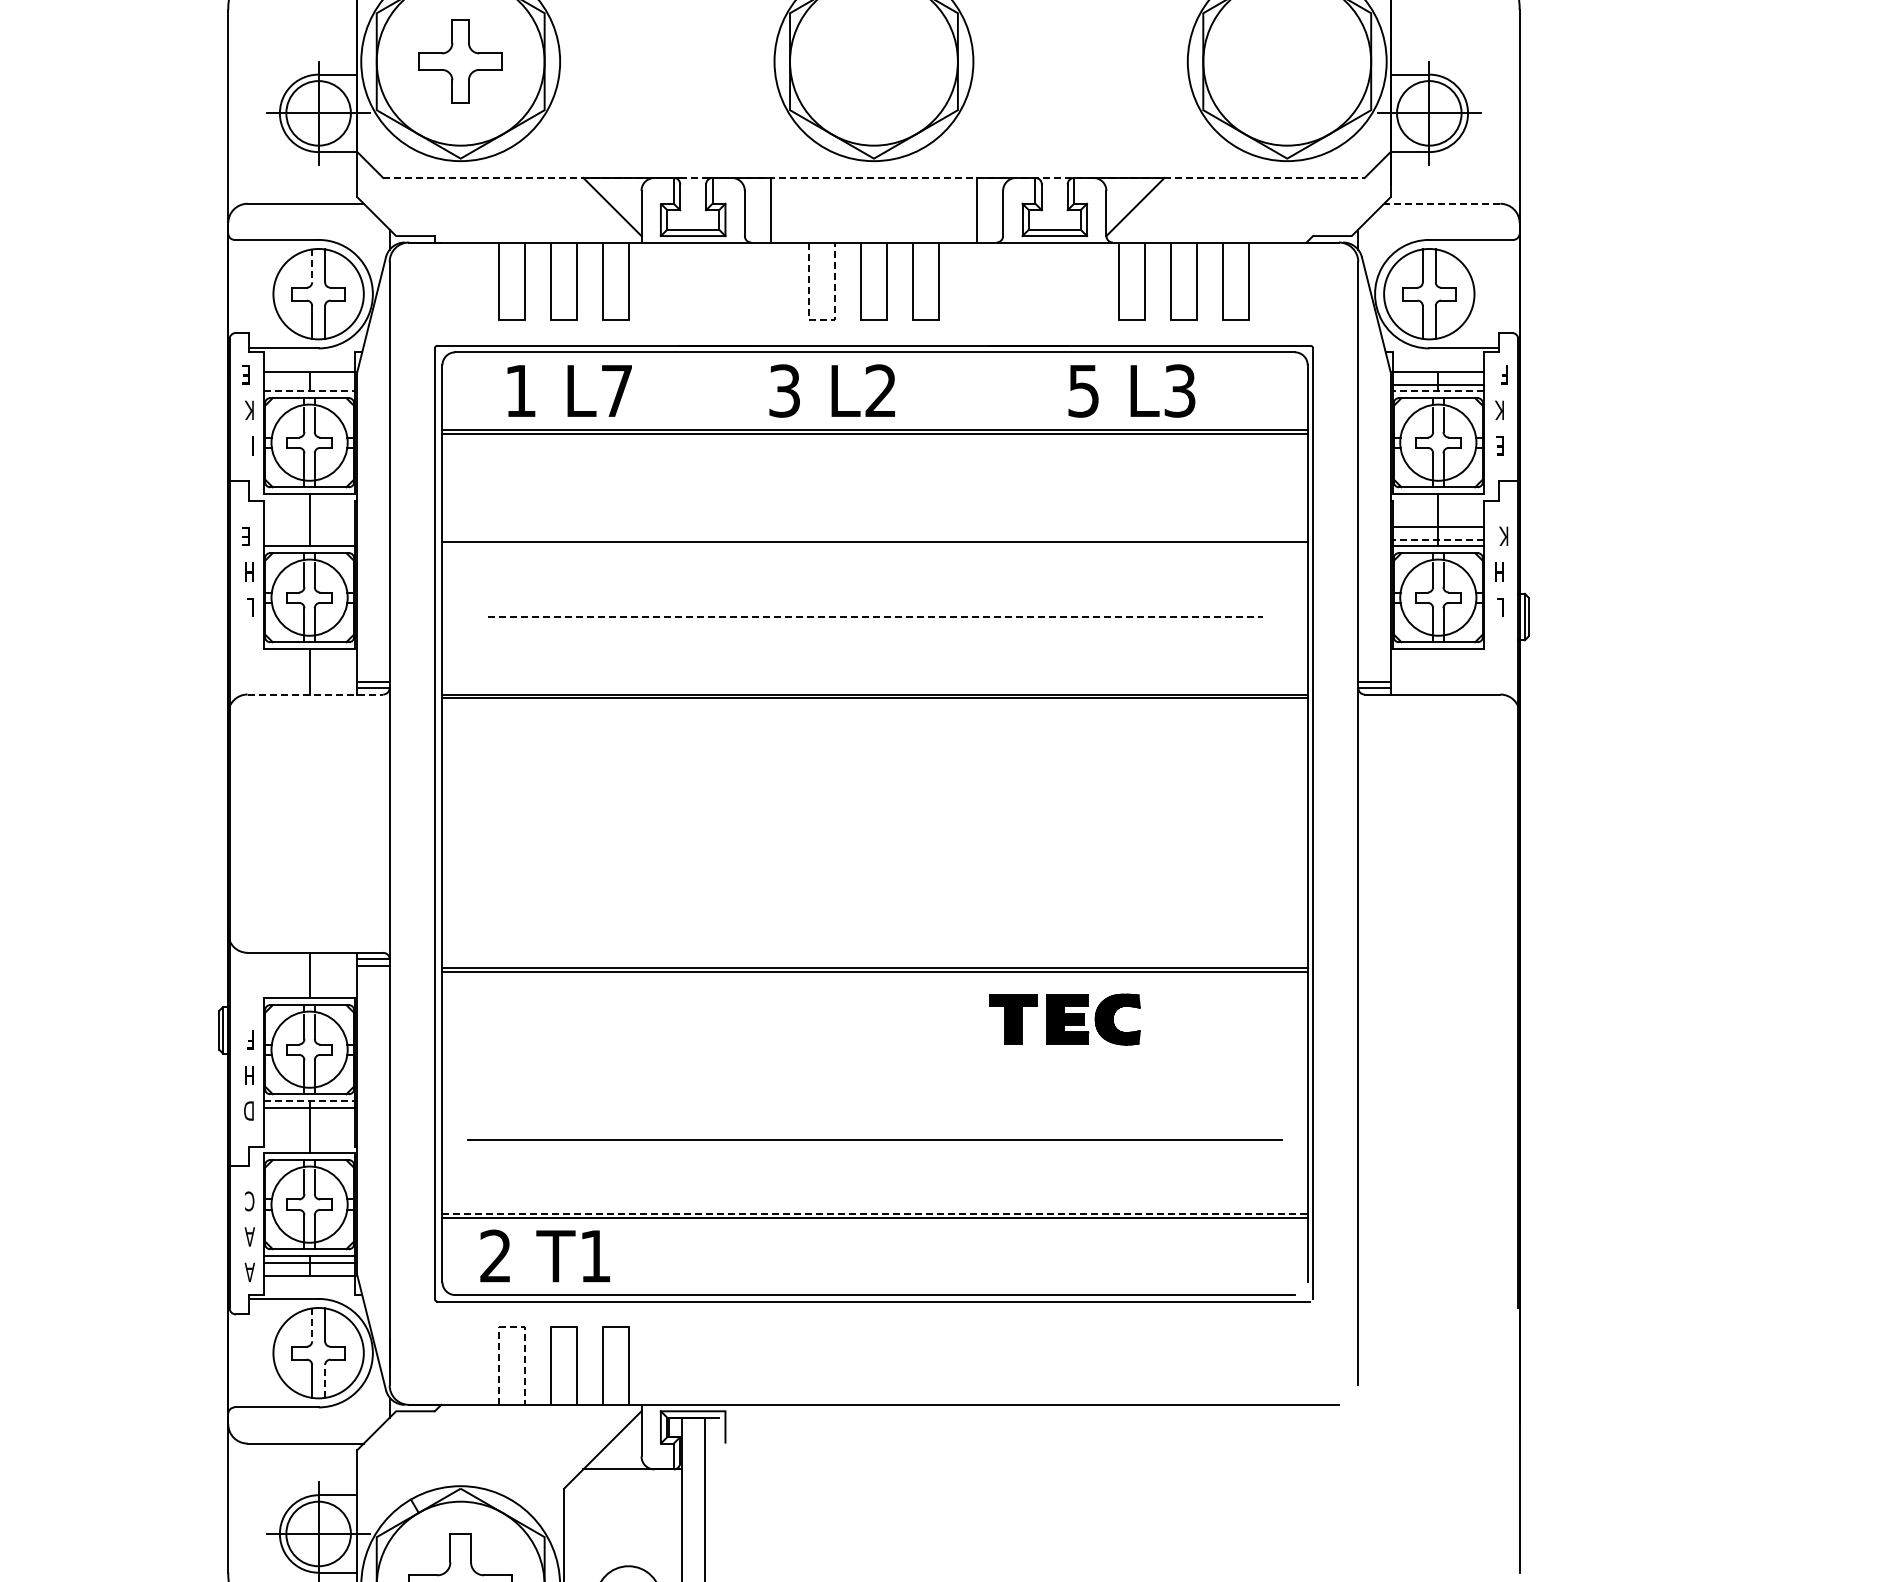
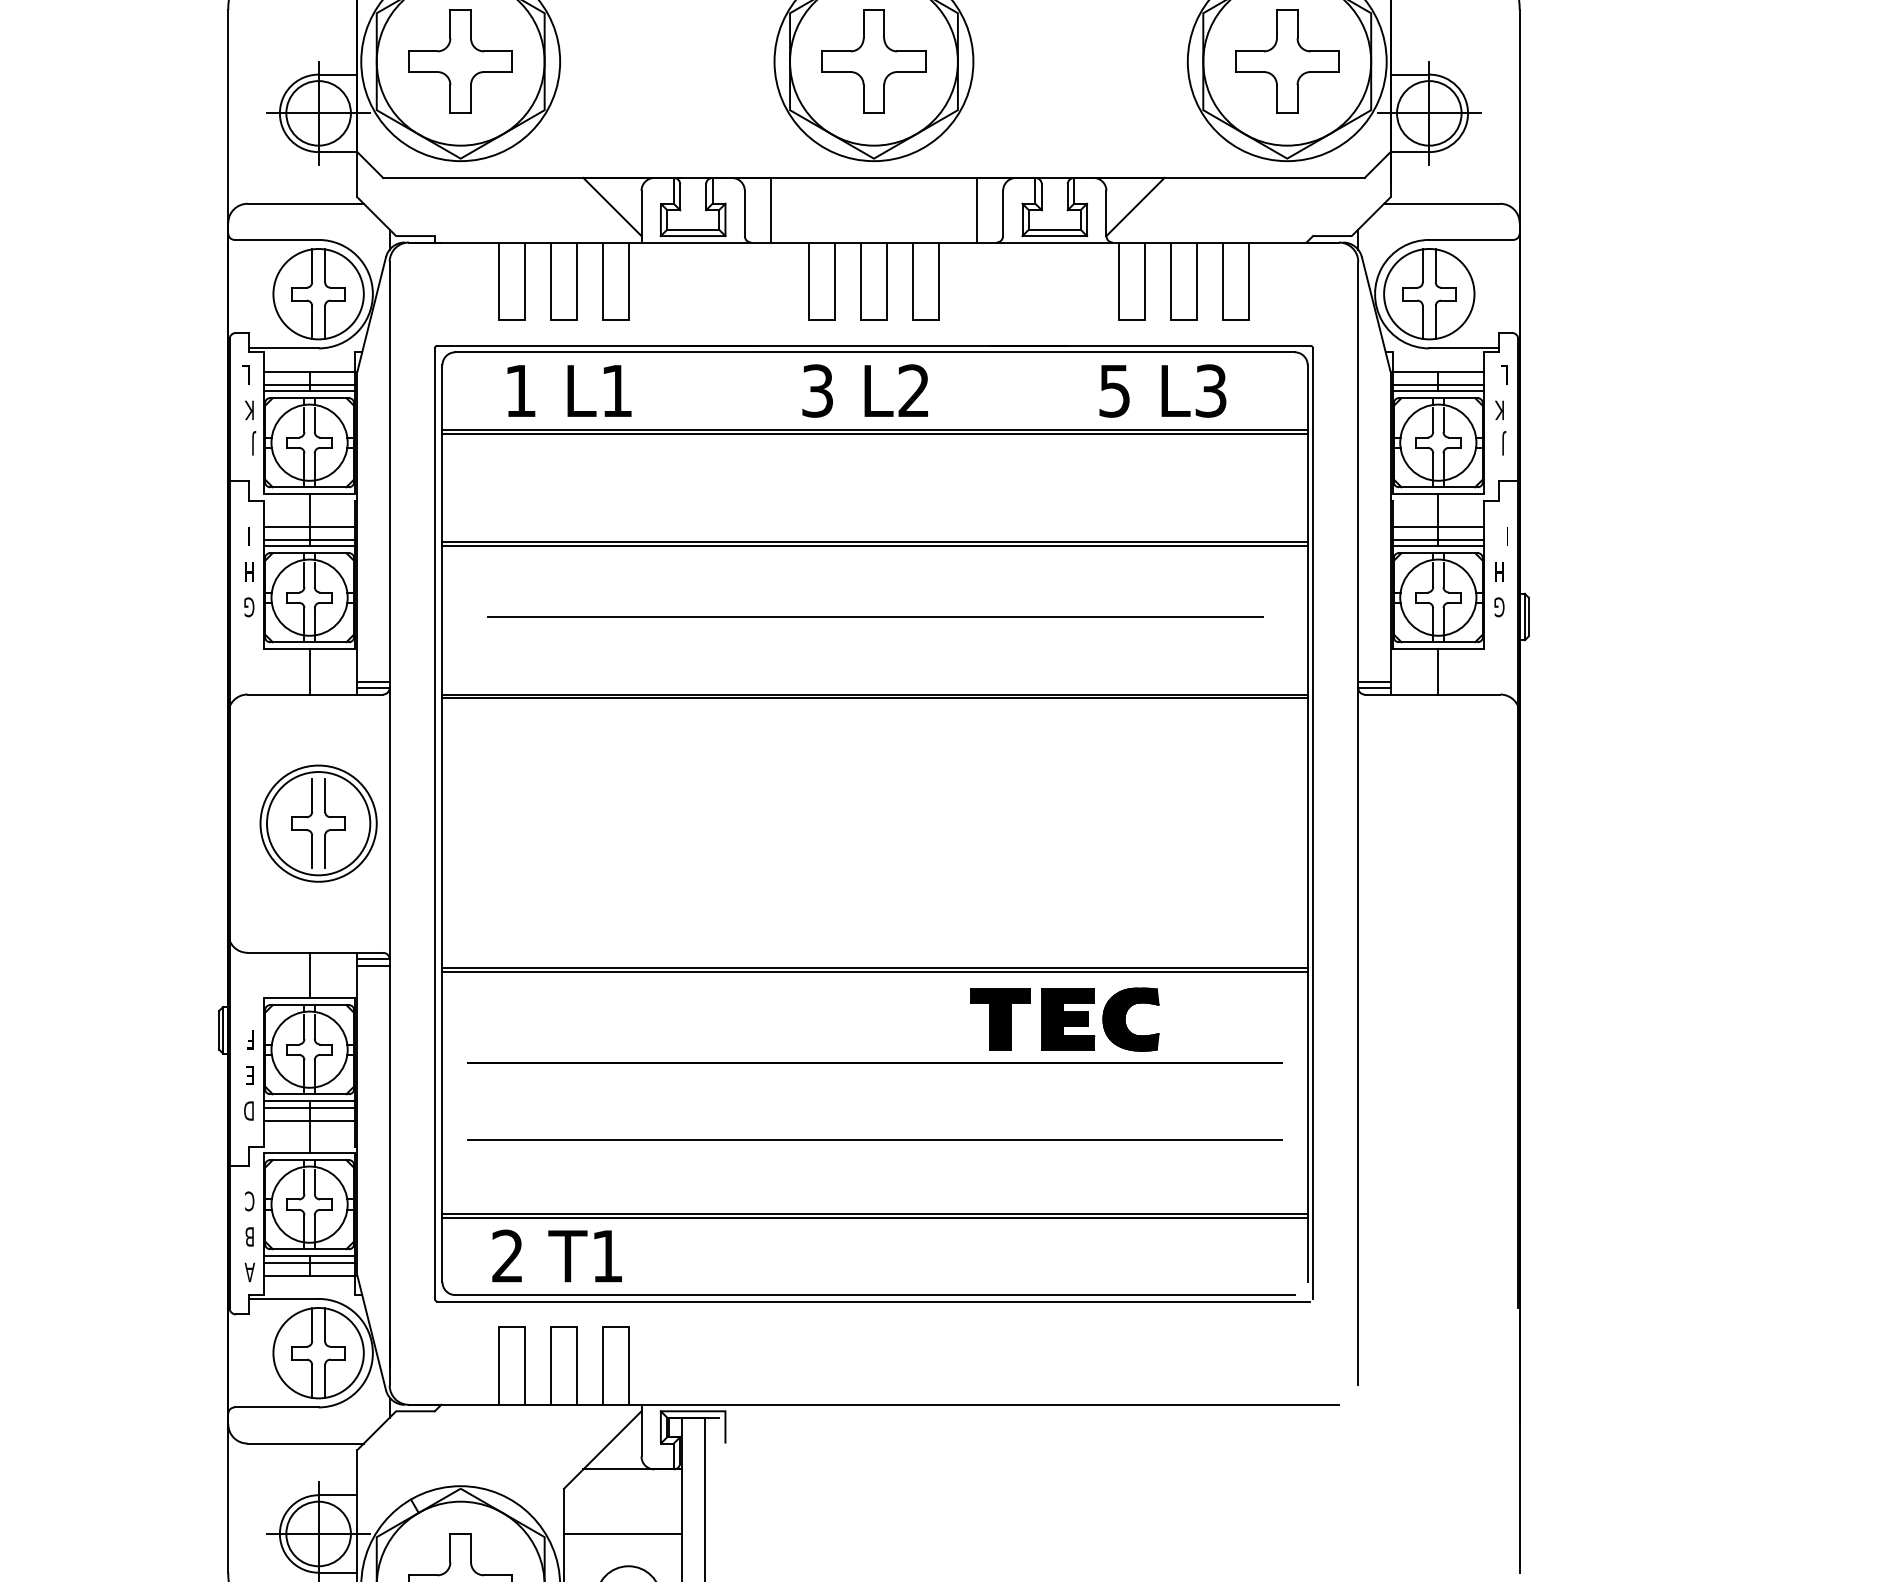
part size: 85x85 px -> 105x105 px (460, 61)
part: none -> present (873, 61)
part: none -> present (1287, 61)
line: dashed -> solid (873, 177)
line: dashed -> solid (1441, 203)
line: dashed -> solid (312, 266)
line: dashed -> solid (822, 320)
text: F -> L (1503, 374)
text: E -> L (244, 379)
line: none -> present (309, 384)
text: L7 -> L1 (616, 390)
text position: (831, 390) -> (864, 390) (864, 390)
text position: (1131, 390) -> (1162, 390) (1162, 390)
line: dashed -> solid (310, 391)
line: dashed -> solid (1437, 391)
text: I -> J (254, 443)
text: E -> J (1501, 443)
line: none -> present (309, 526)
text: K -> I (1503, 535)
text: E -> I (244, 536)
line: none -> present (309, 539)
line: dashed -> solid (1437, 539)
line: none -> present (874, 546)
text: L -> G (249, 607)
text: L -> G (1499, 607)
line: dashed -> solid (875, 617)
line: none -> present (1438, 671)
line: dashed -> solid (315, 694)
part: none -> present (318, 823)
part size: 152x53 px -> 190x65 px (1064, 1019)
line: none -> present (874, 1062)
text: H -> E (248, 1075)
line: dashed -> solid (310, 1101)
line: none -> present (309, 1120)
line: dashed -> solid (875, 1213)
text: A -> B (249, 1236)
text position: (544, 1255) -> (556, 1255) (556, 1255)
line: dashed -> solid (312, 1325)
line: dashed -> solid (512, 1327)
line: dashed -> solid (325, 1380)
line: none -> present (622, 1533)
